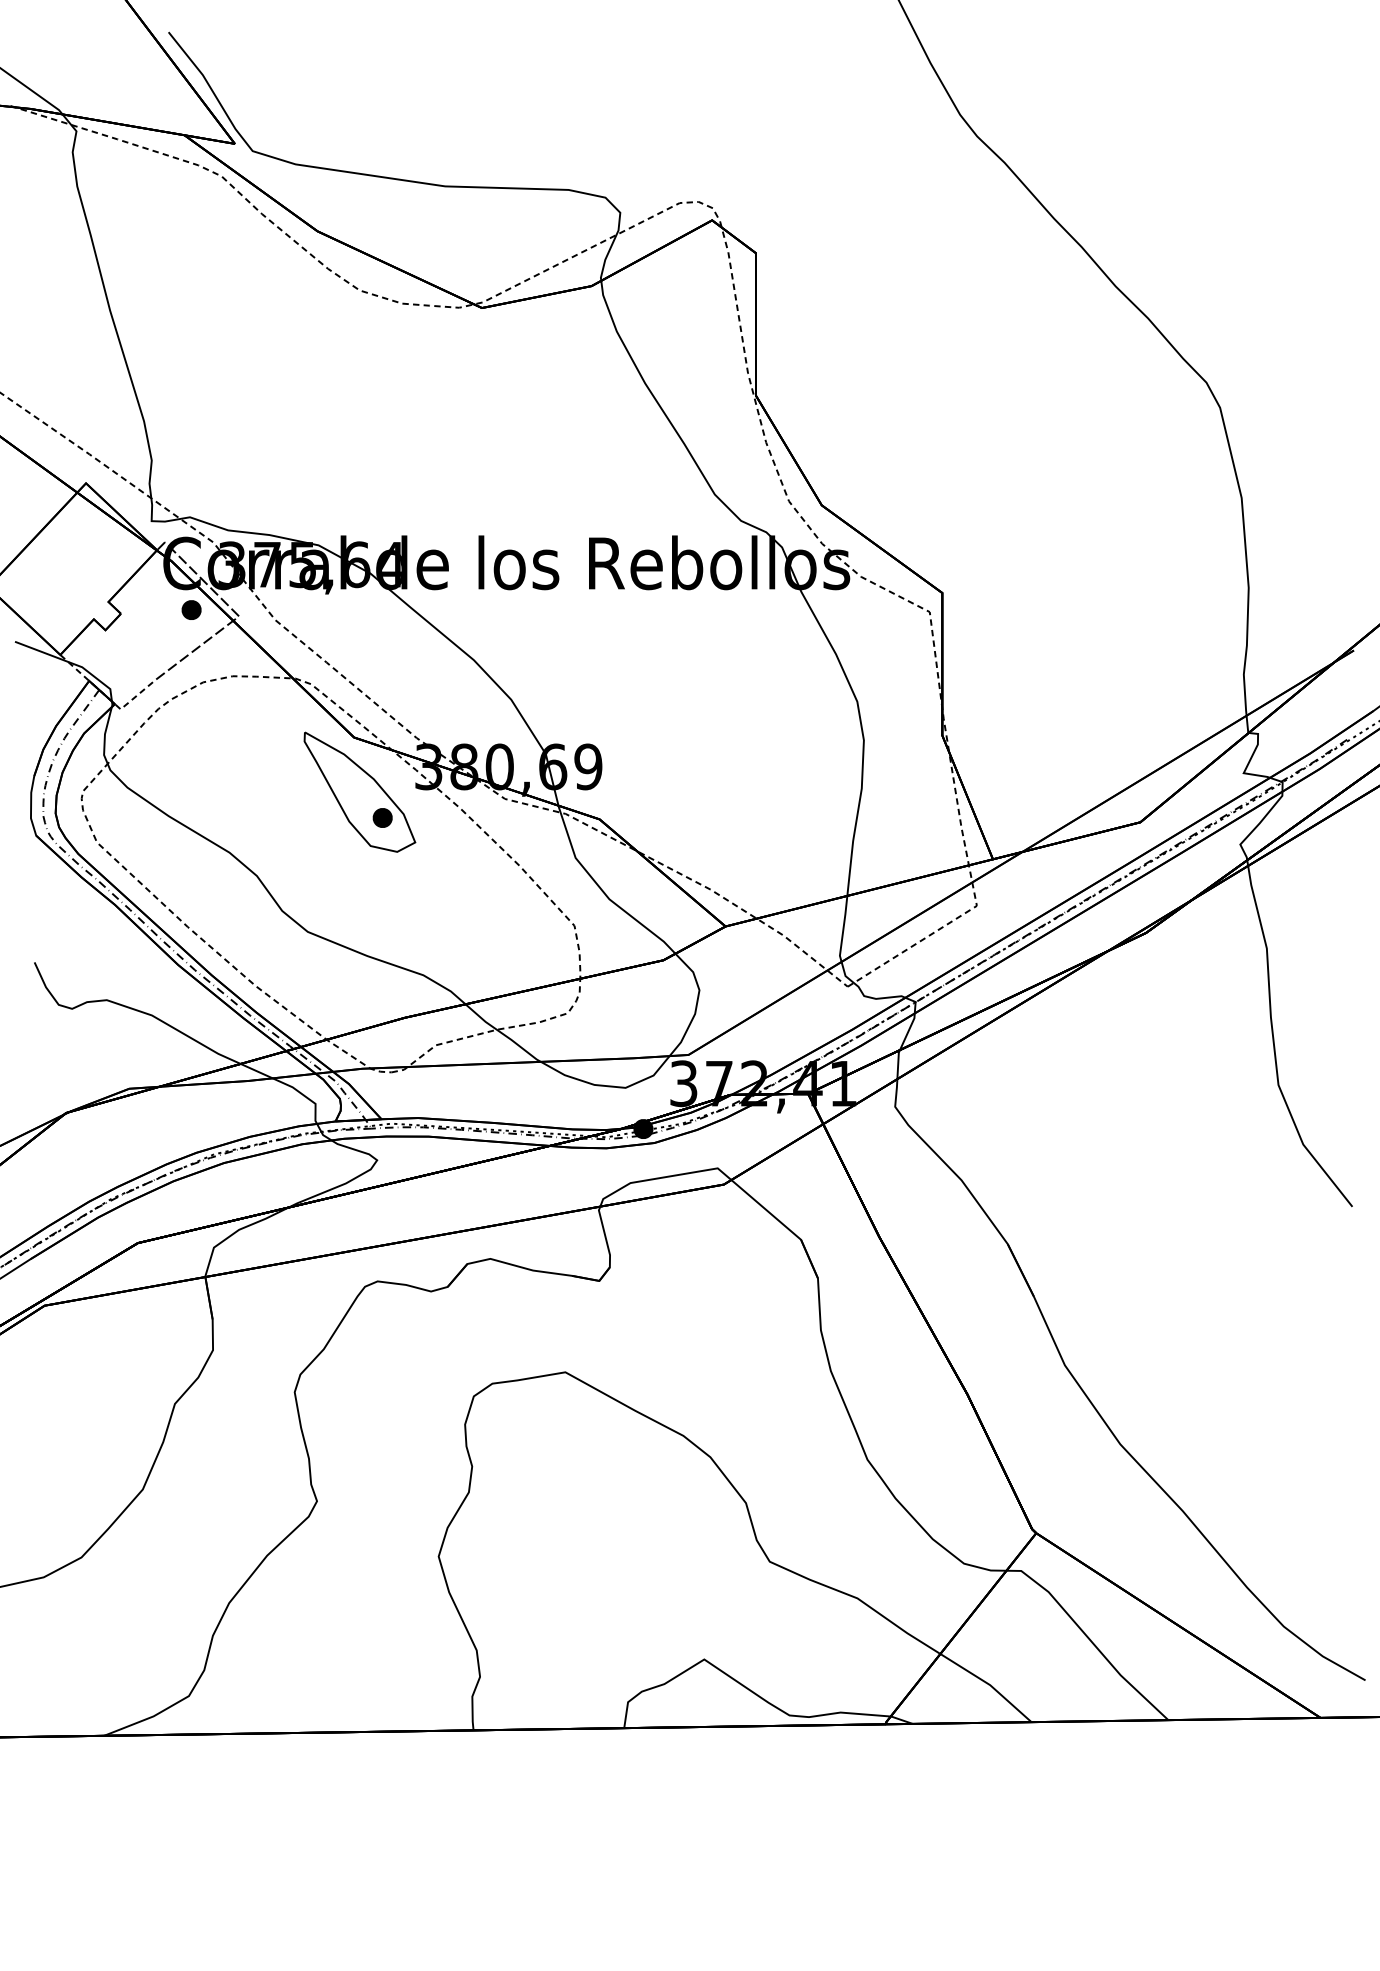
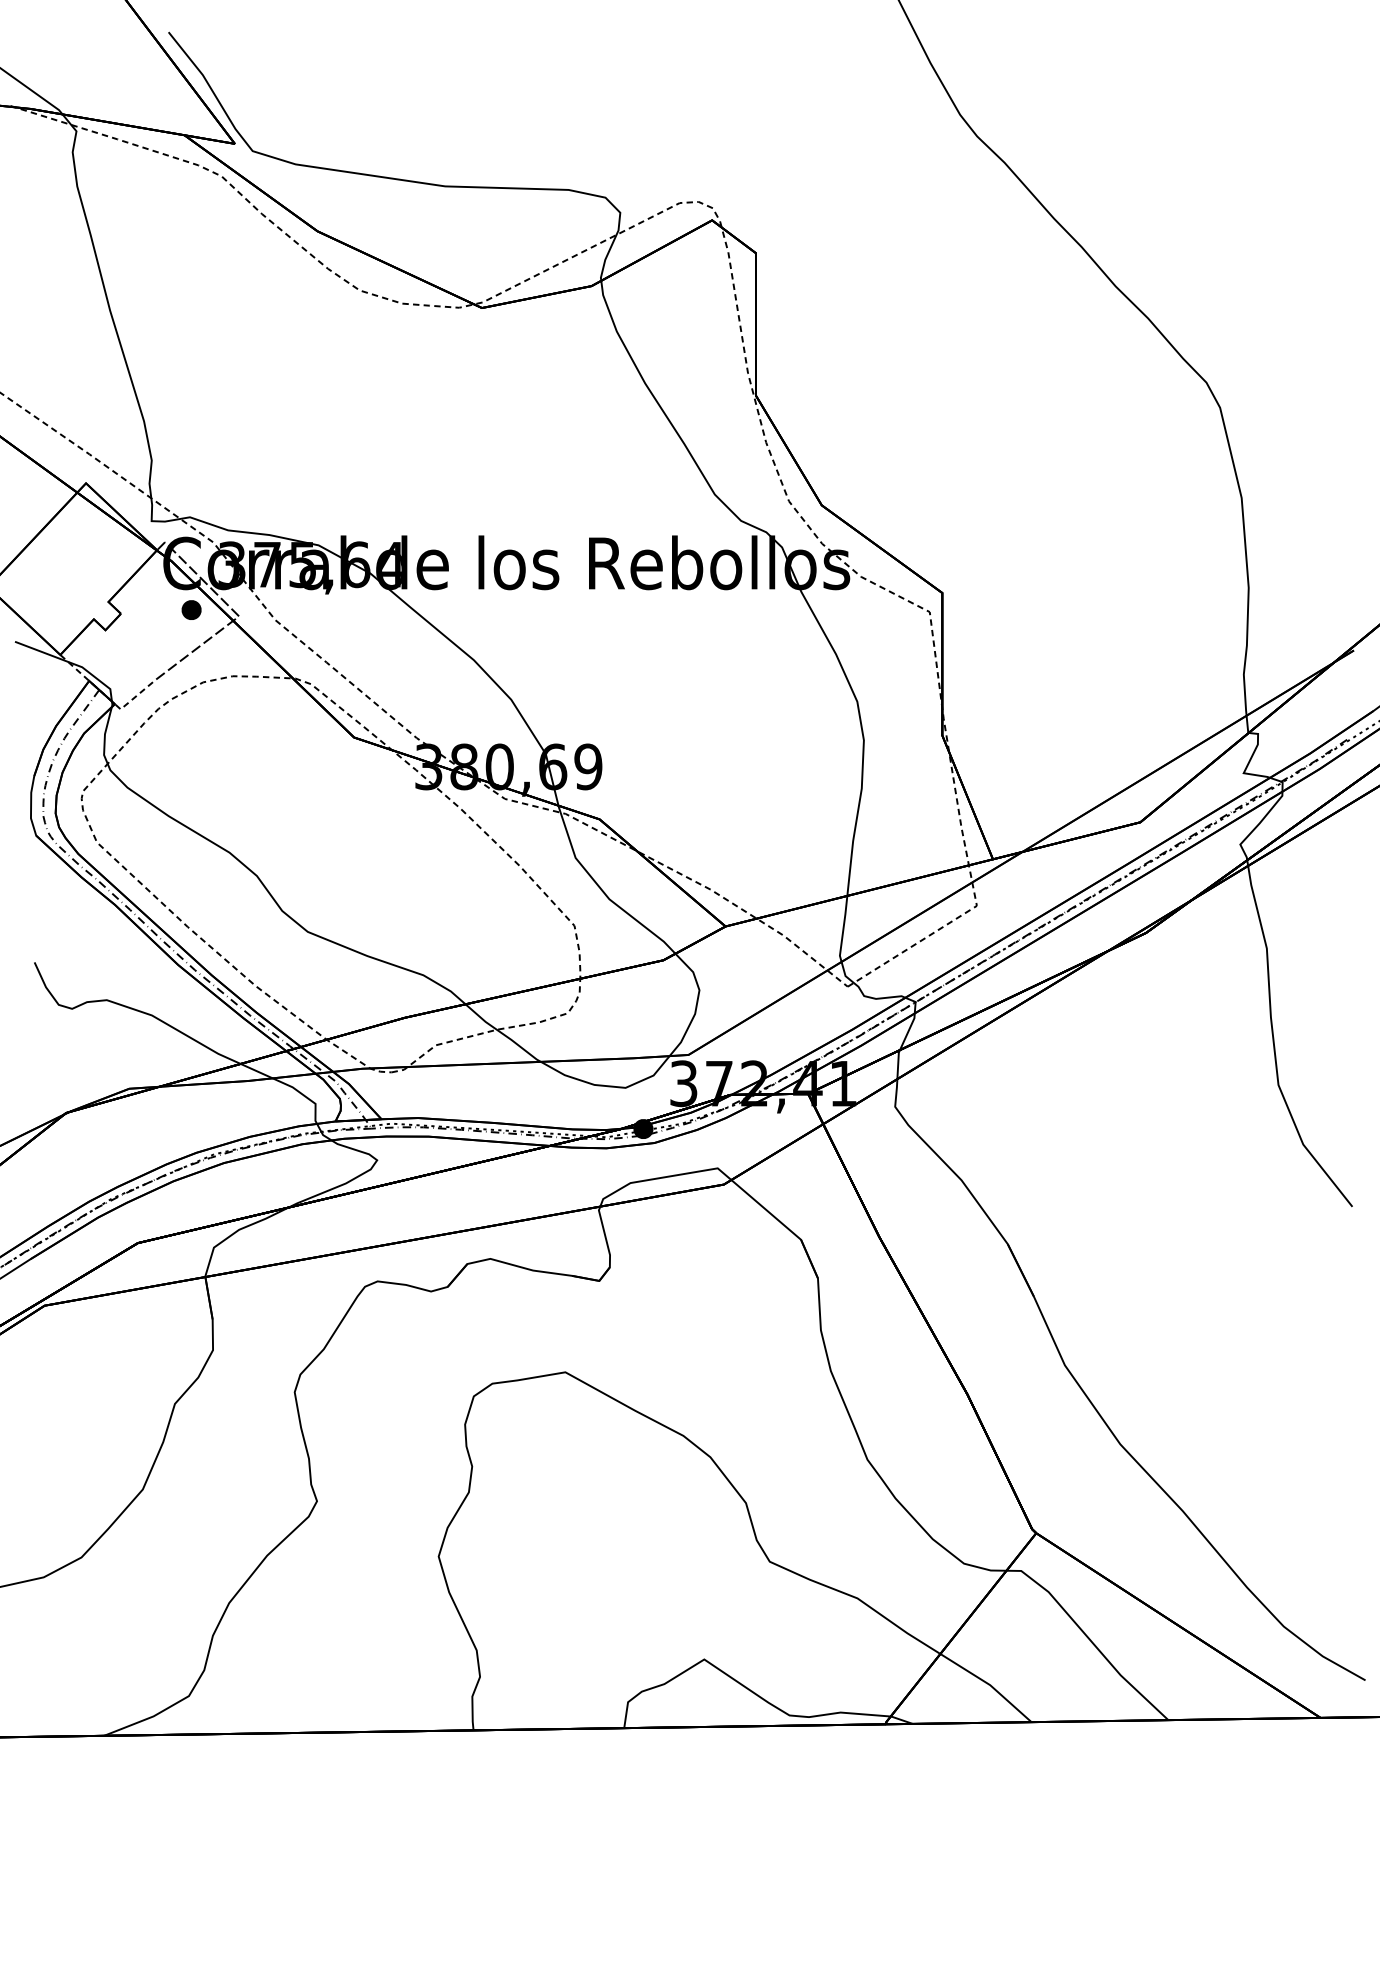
part: present -> none (359, 791)
